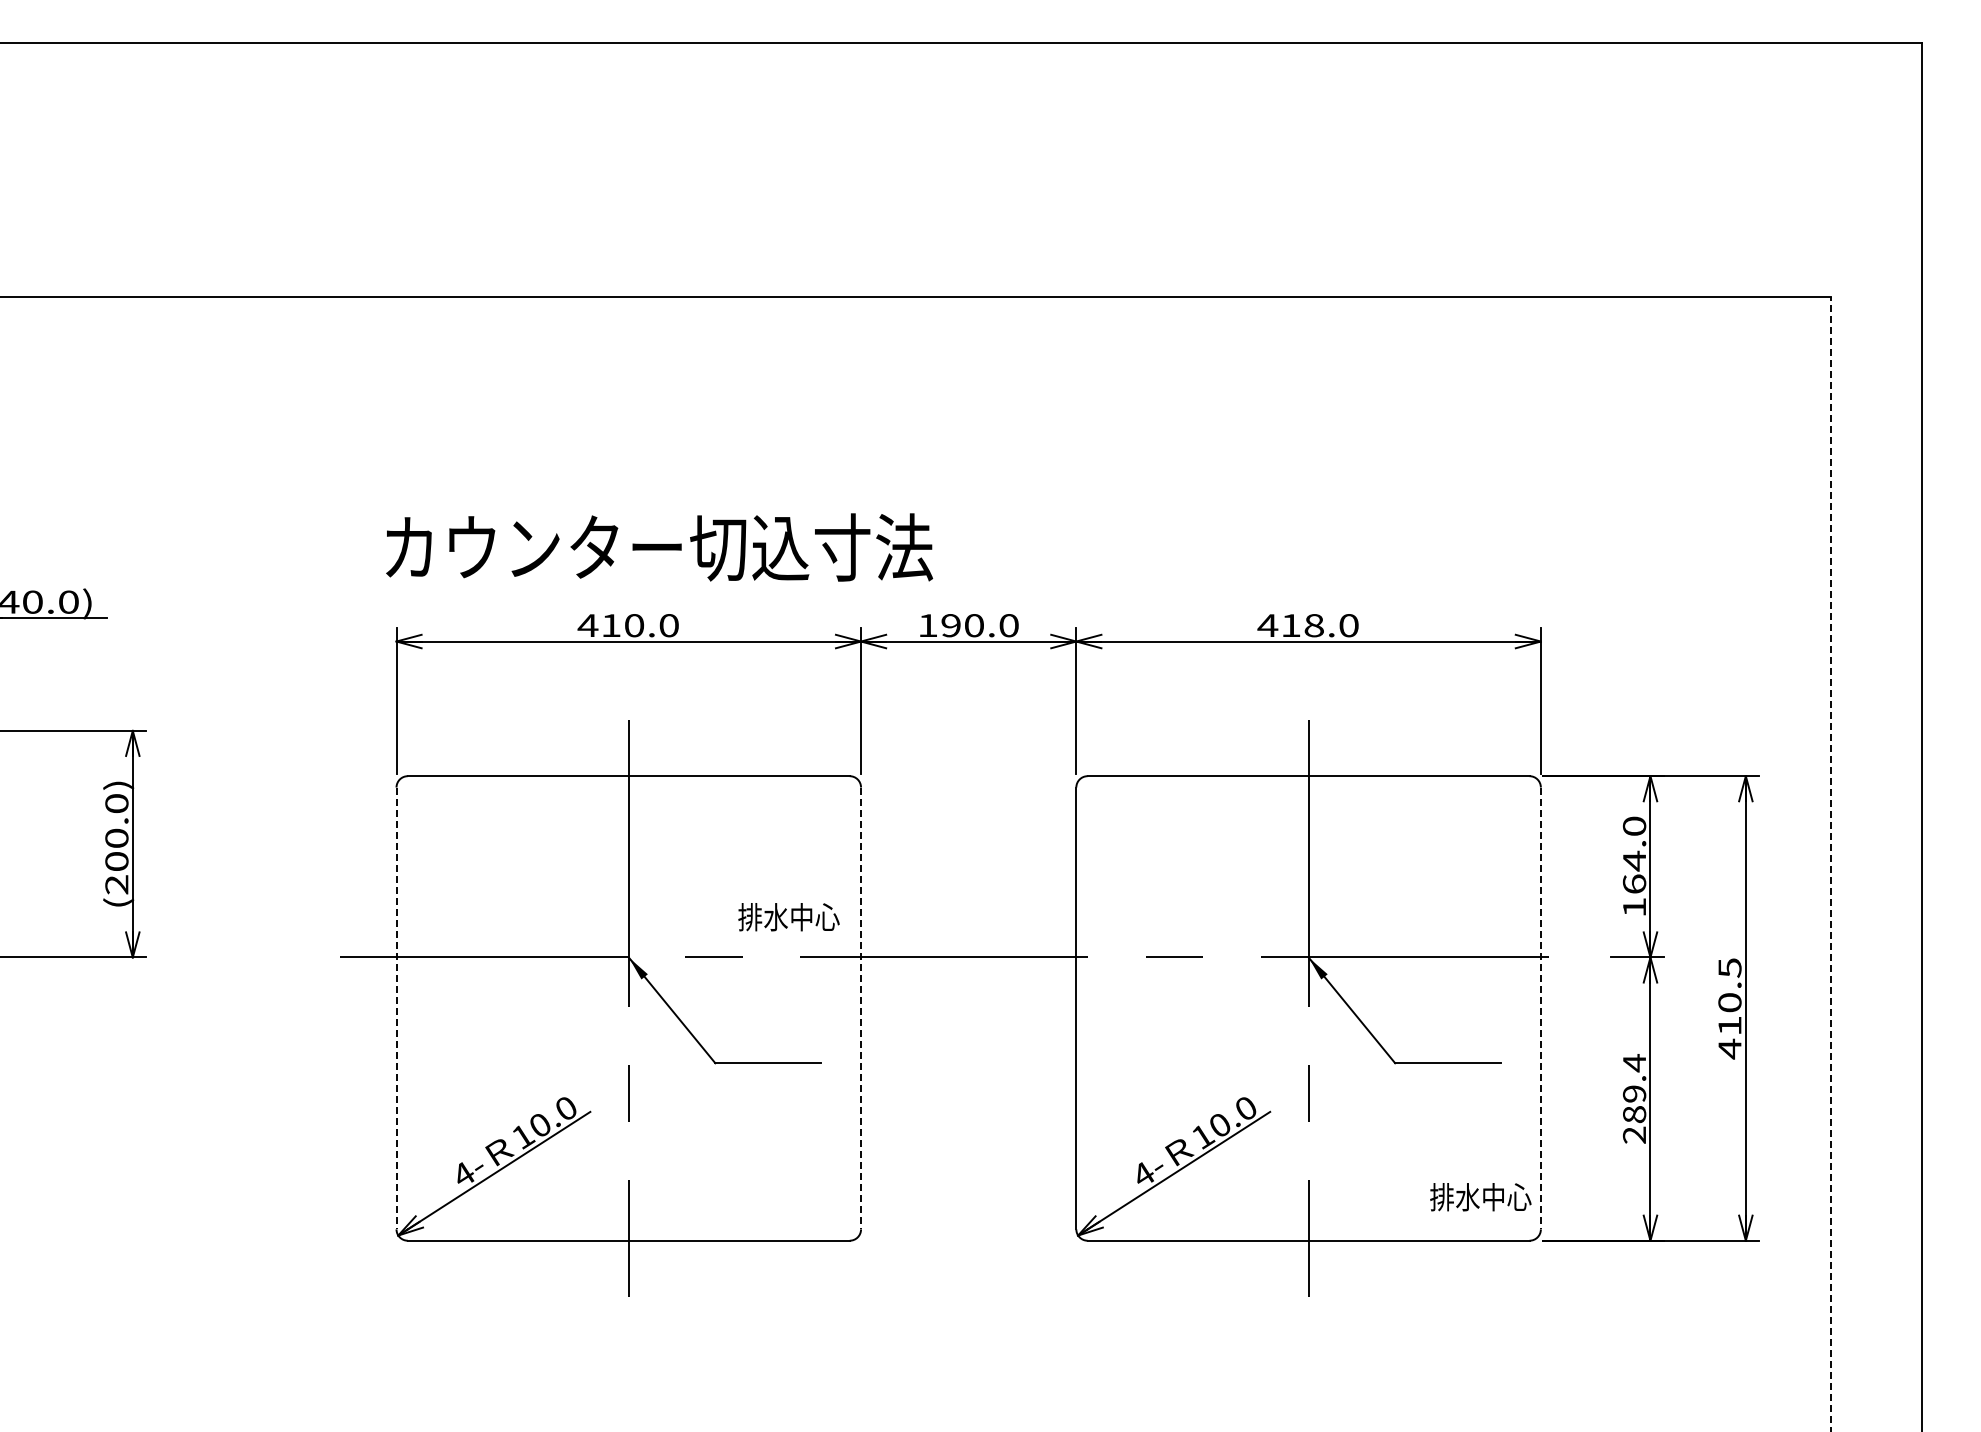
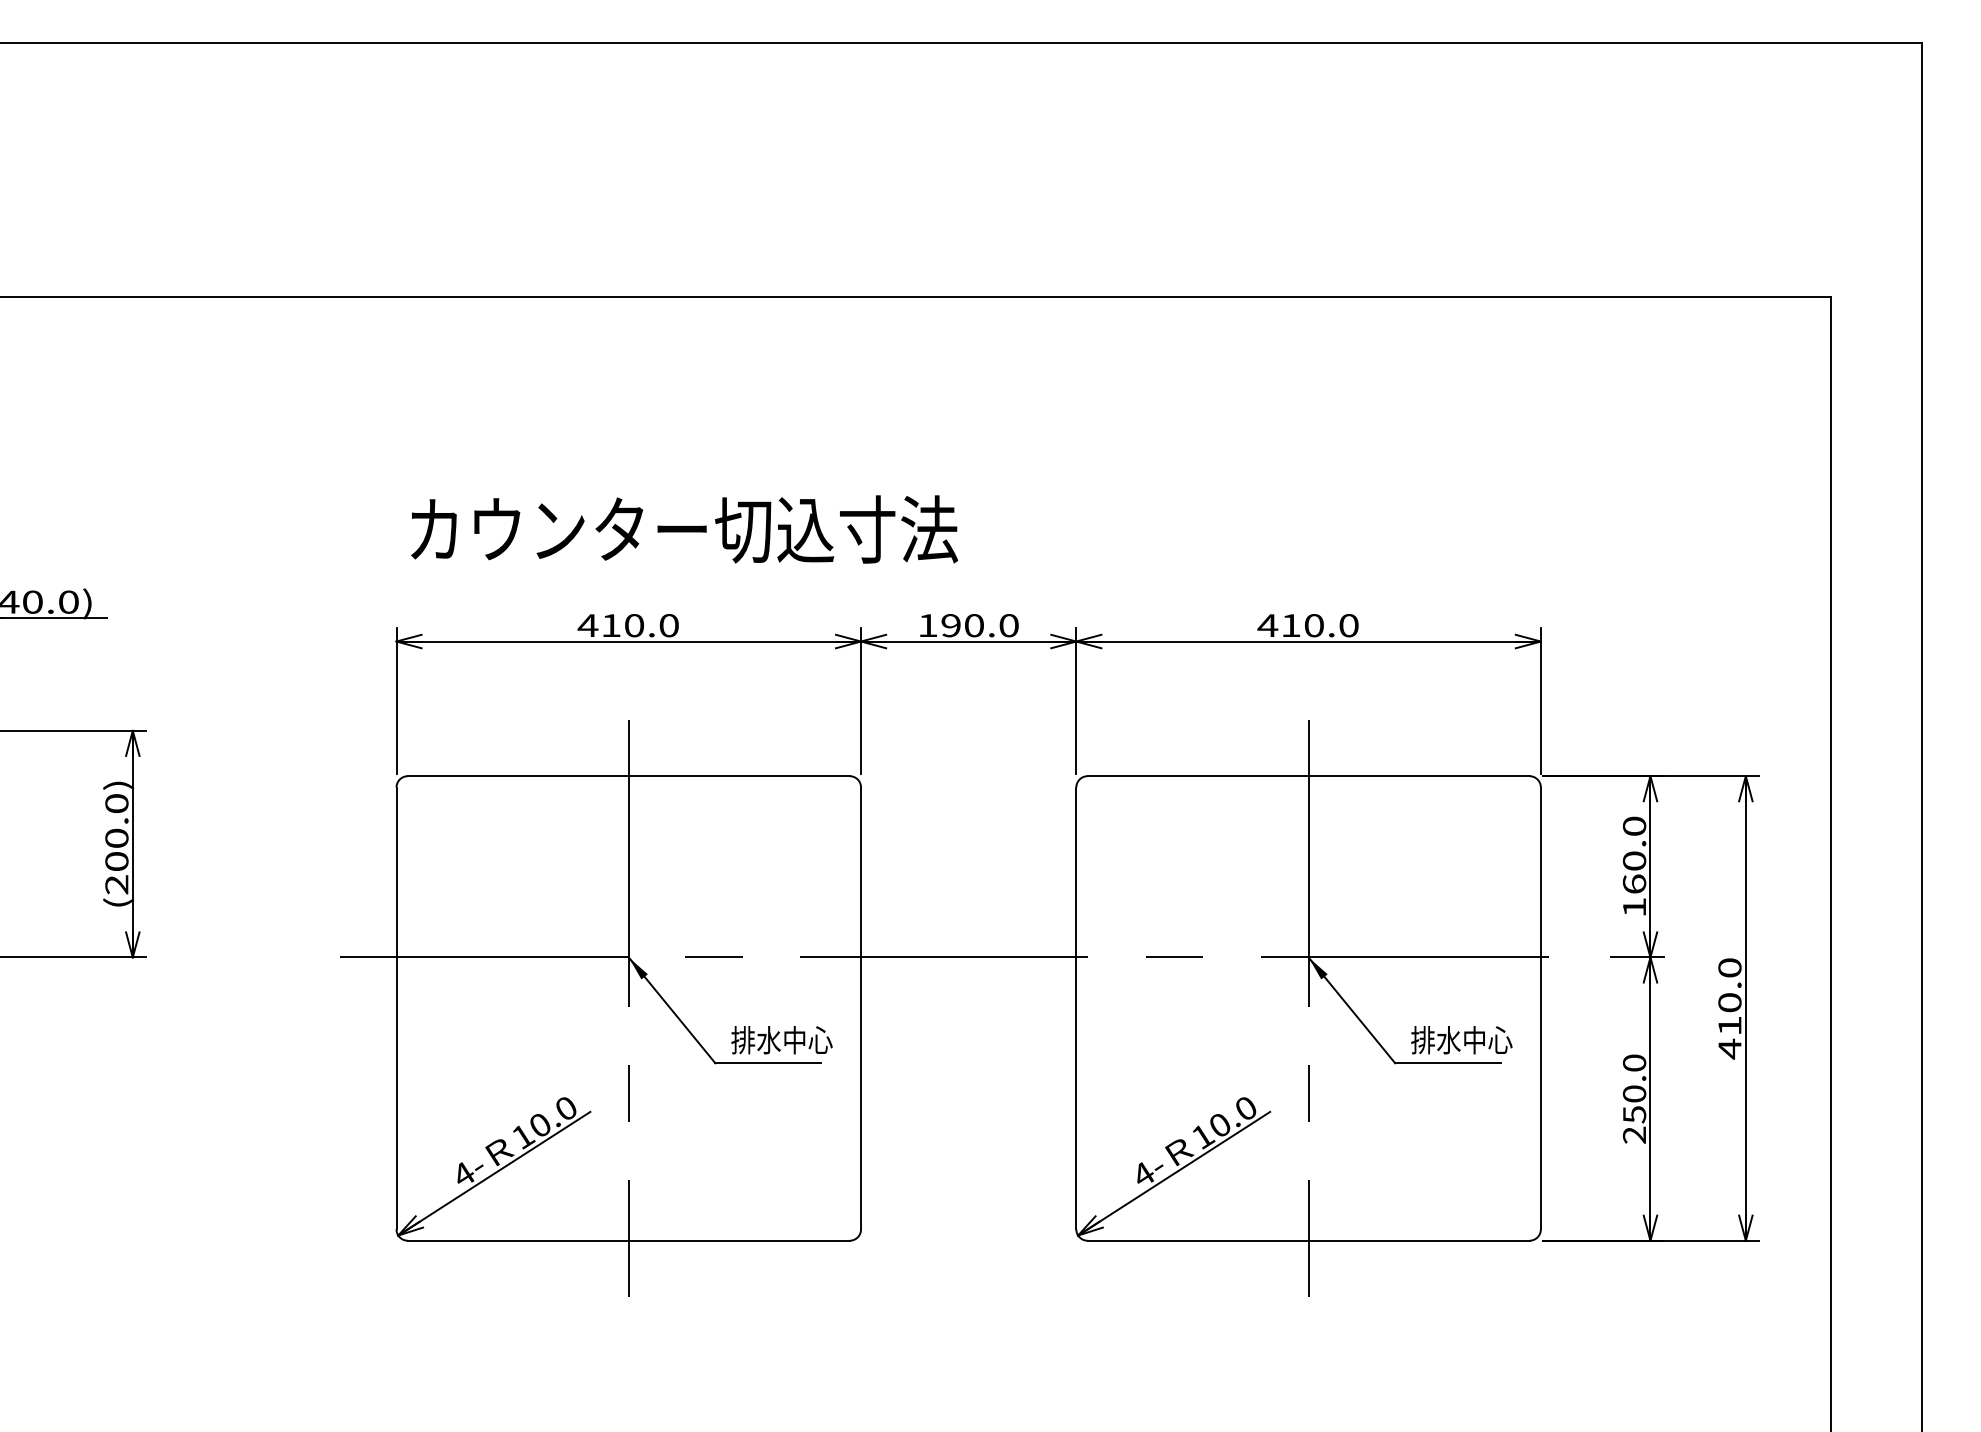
text position: (659, 547) -> (684, 529) (684, 529)
text: 418.0 -> 410.0 (1313, 625)
text: 164.0 -> 160.0 (1634, 860)
line: dashed -> solid (1830, 863)
text position: (788, 917) -> (781, 1040) (781, 1040)
text: 410.5 -> 410.0 (1729, 968)
line: dashed -> solid (396, 1008)
line: dashed -> solid (861, 1008)
line: dashed -> solid (1540, 1008)
text: 289.4 -> 250.0 (1634, 1088)
text position: (1480, 1197) -> (1461, 1040) (1461, 1040)
